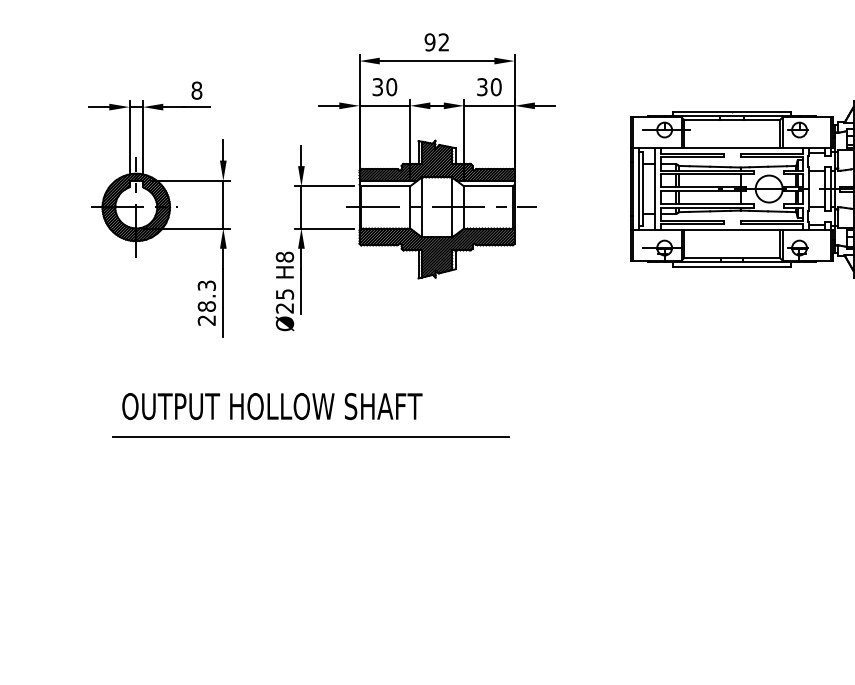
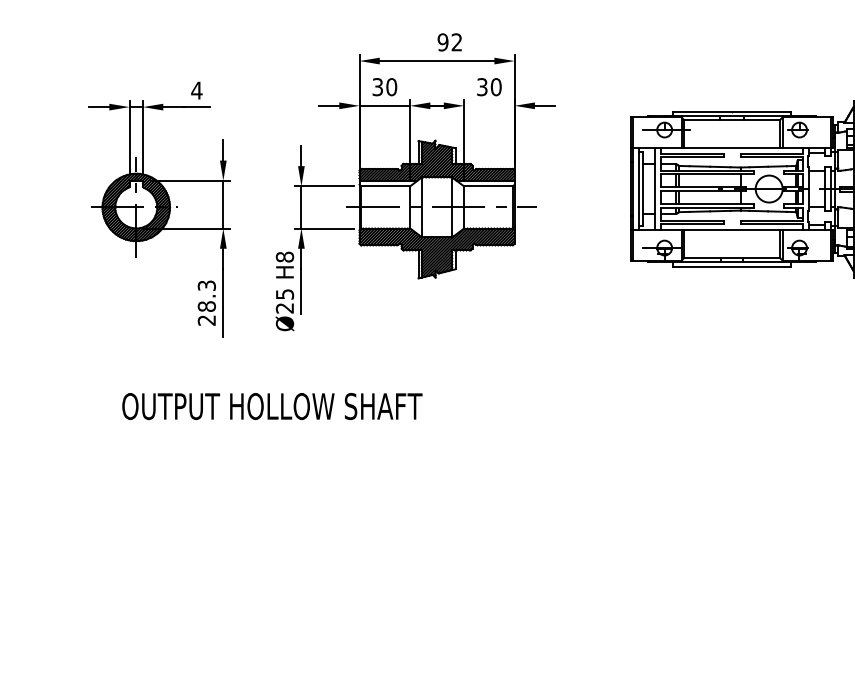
text position: (436, 42) -> (449, 42) (449, 42)
text: 8 -> 4 (196, 90)
line: present -> none (489, 105)
line: present -> none (310, 437)
